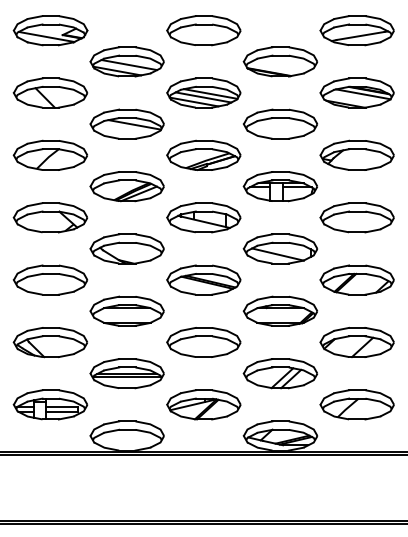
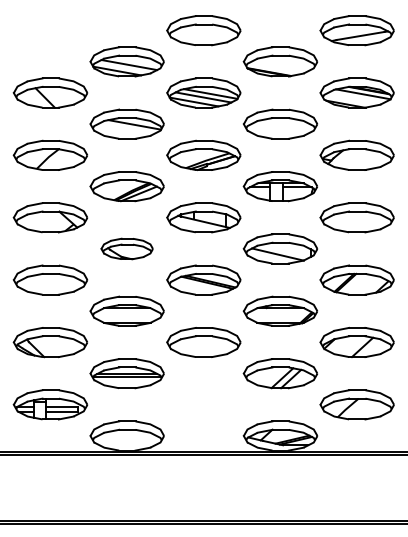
part: present -> none (50, 30)
part size: 76x32 px -> 54x24 px (126, 248)
part: present -> none (203, 404)
